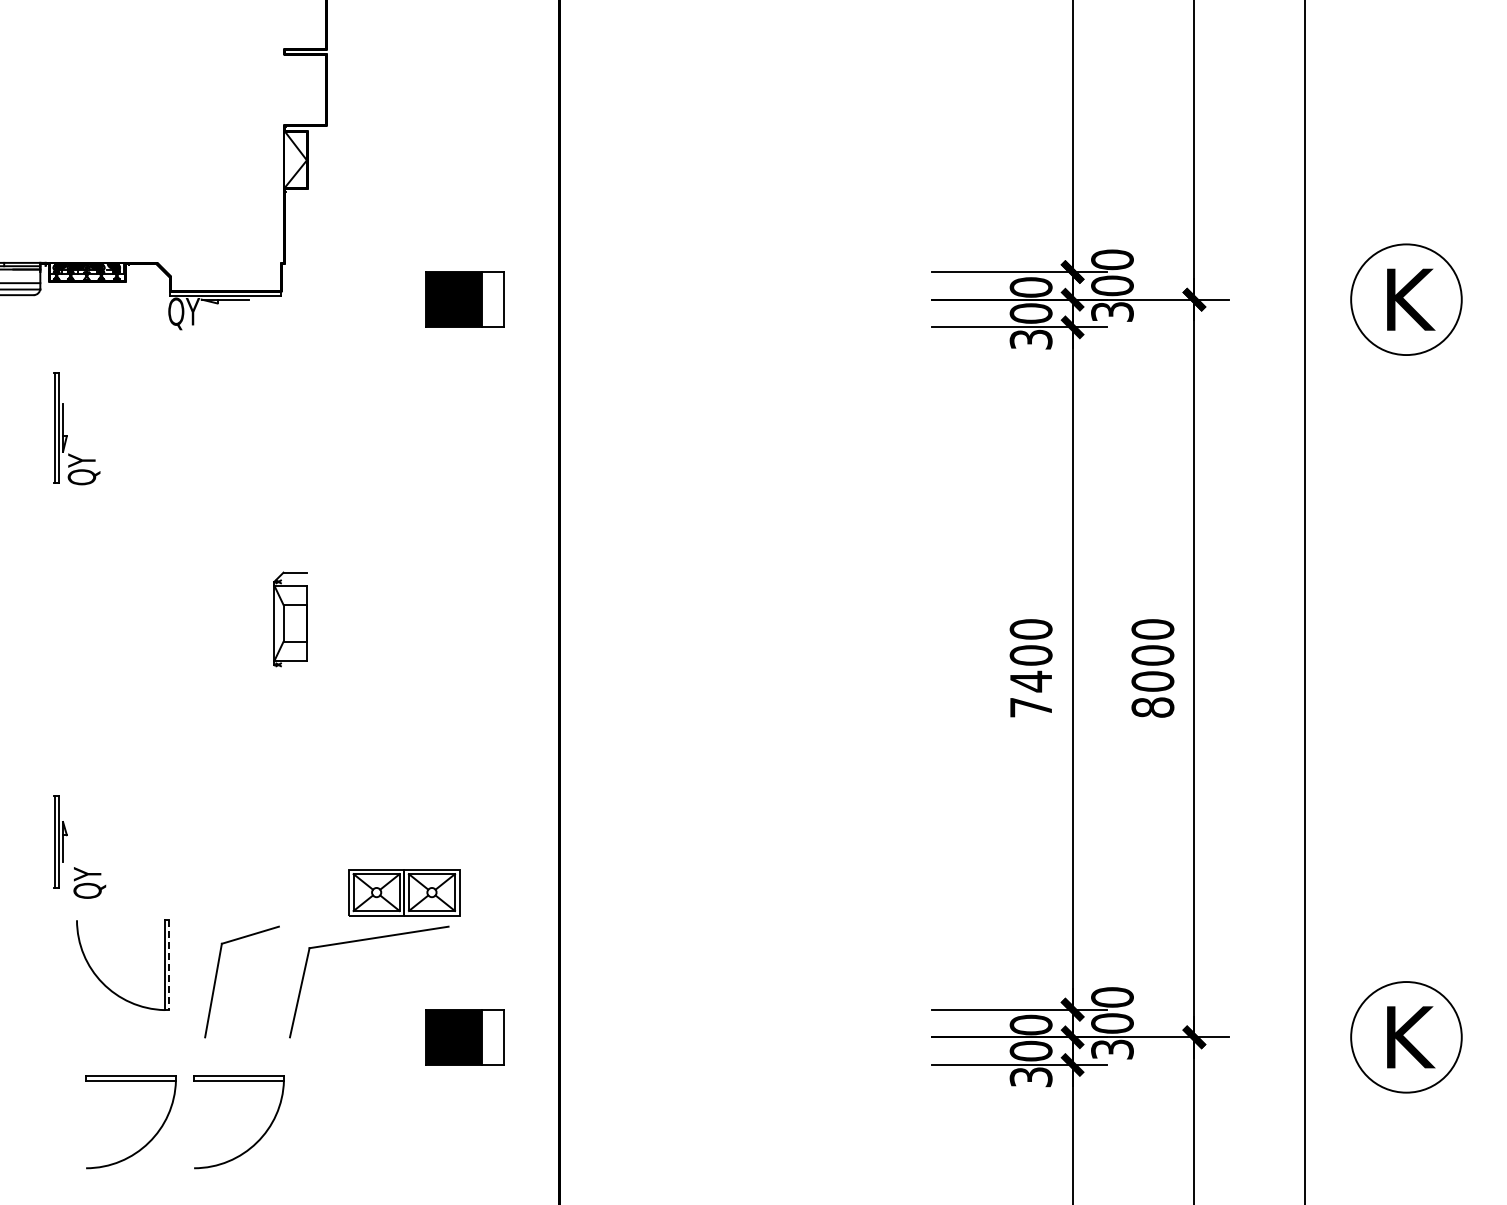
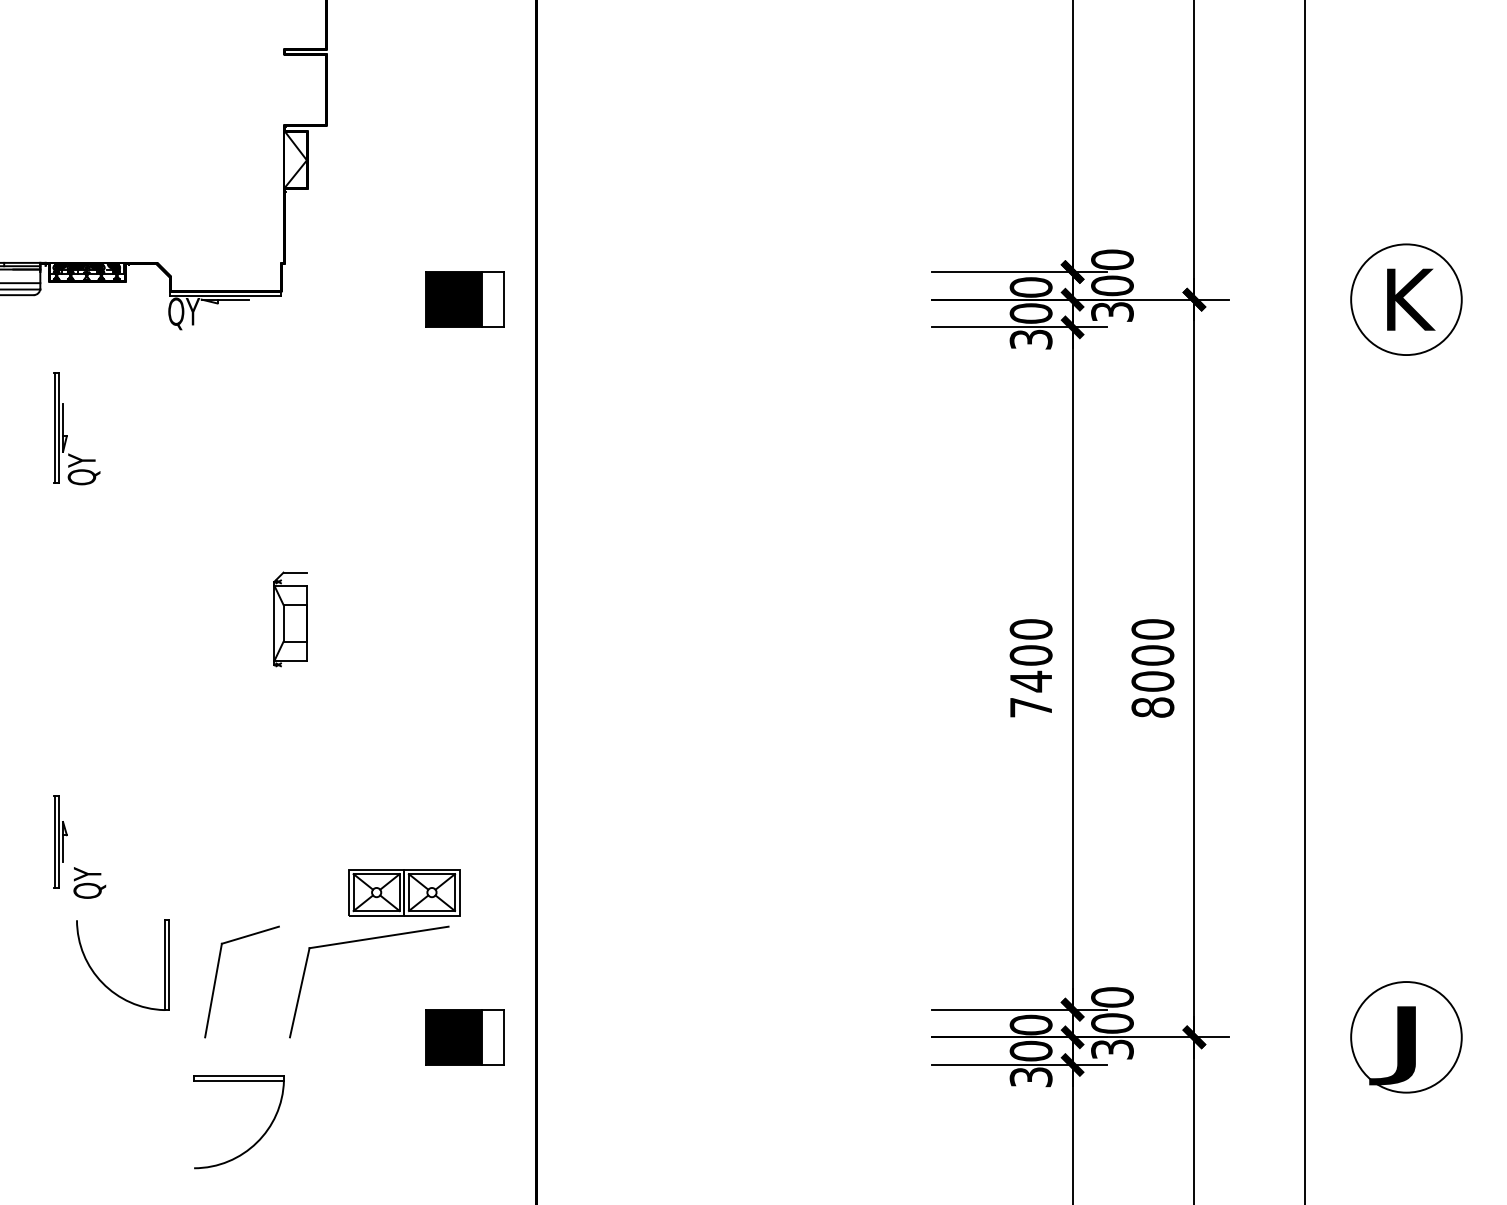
line position: (558, 601) -> (535, 601) (535, 601)
line: dashed -> solid (169, 965)
text: K -> J (1402, 1045)
part: present -> none (149, 1140)
